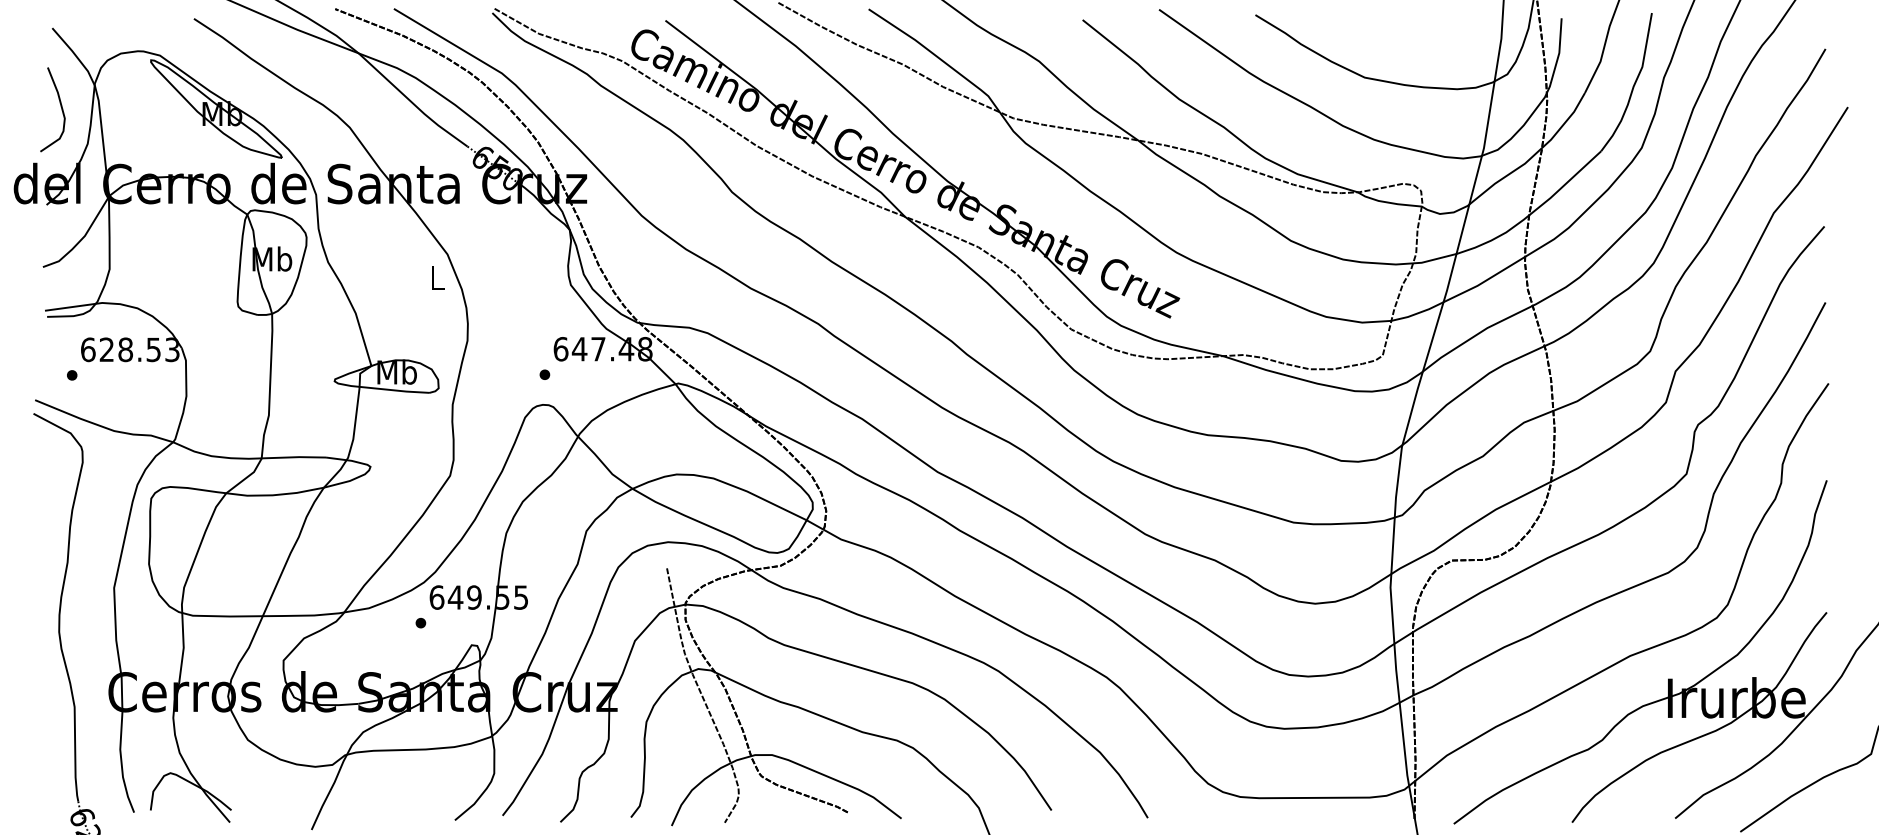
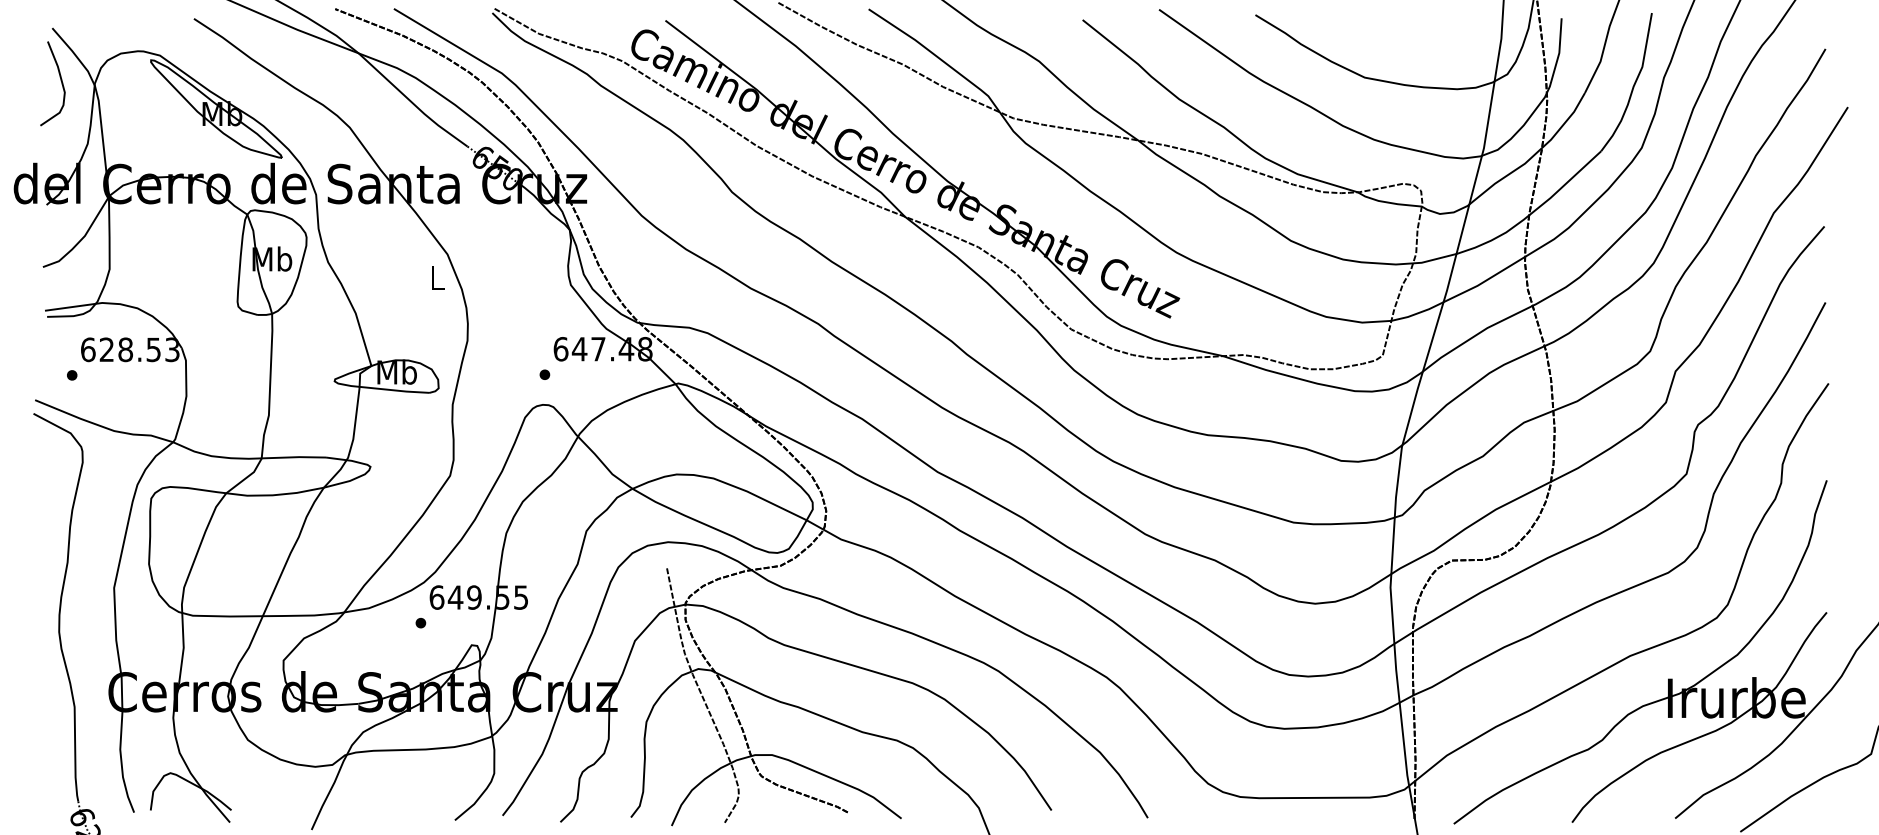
curve position: (60, 106) -> (60, 80) (60, 80)
